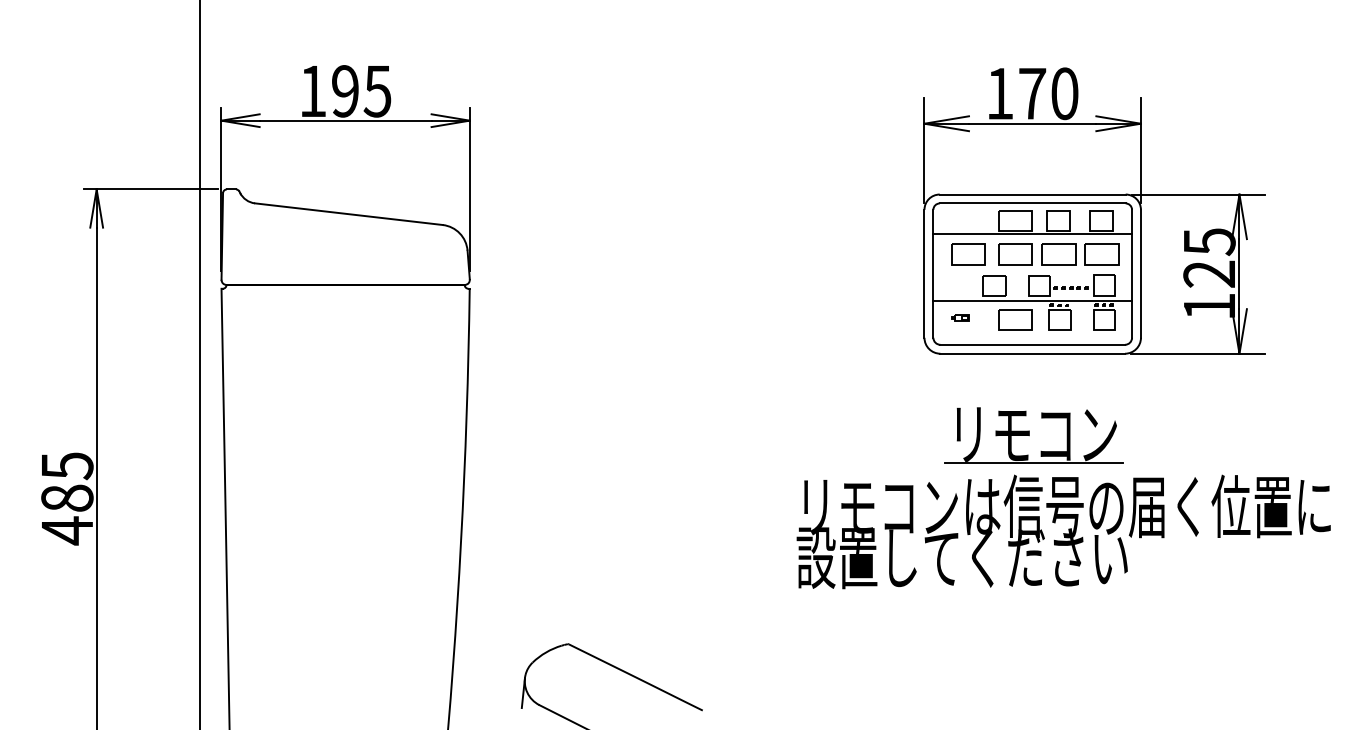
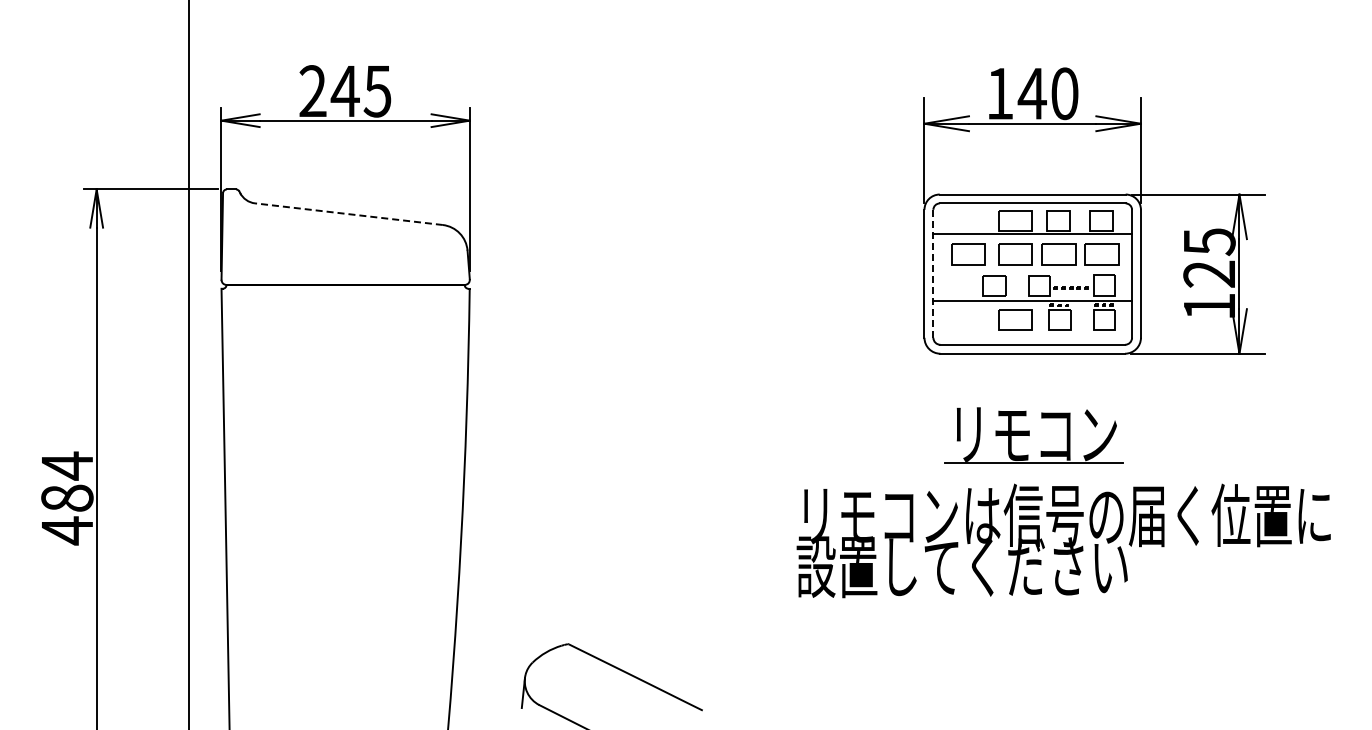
text: 195 -> 245 (329, 91)
text: 170 -> 140 (1031, 93)
line: solid -> dashed (348, 214)
line: solid -> dashed (933, 273)
part: present -> none (960, 317)
line position: (200, 364) -> (189, 364) (189, 364)
text: 485 -> 484 (67, 465)
text position: (1063, 531) -> (1063, 540) (1063, 540)
